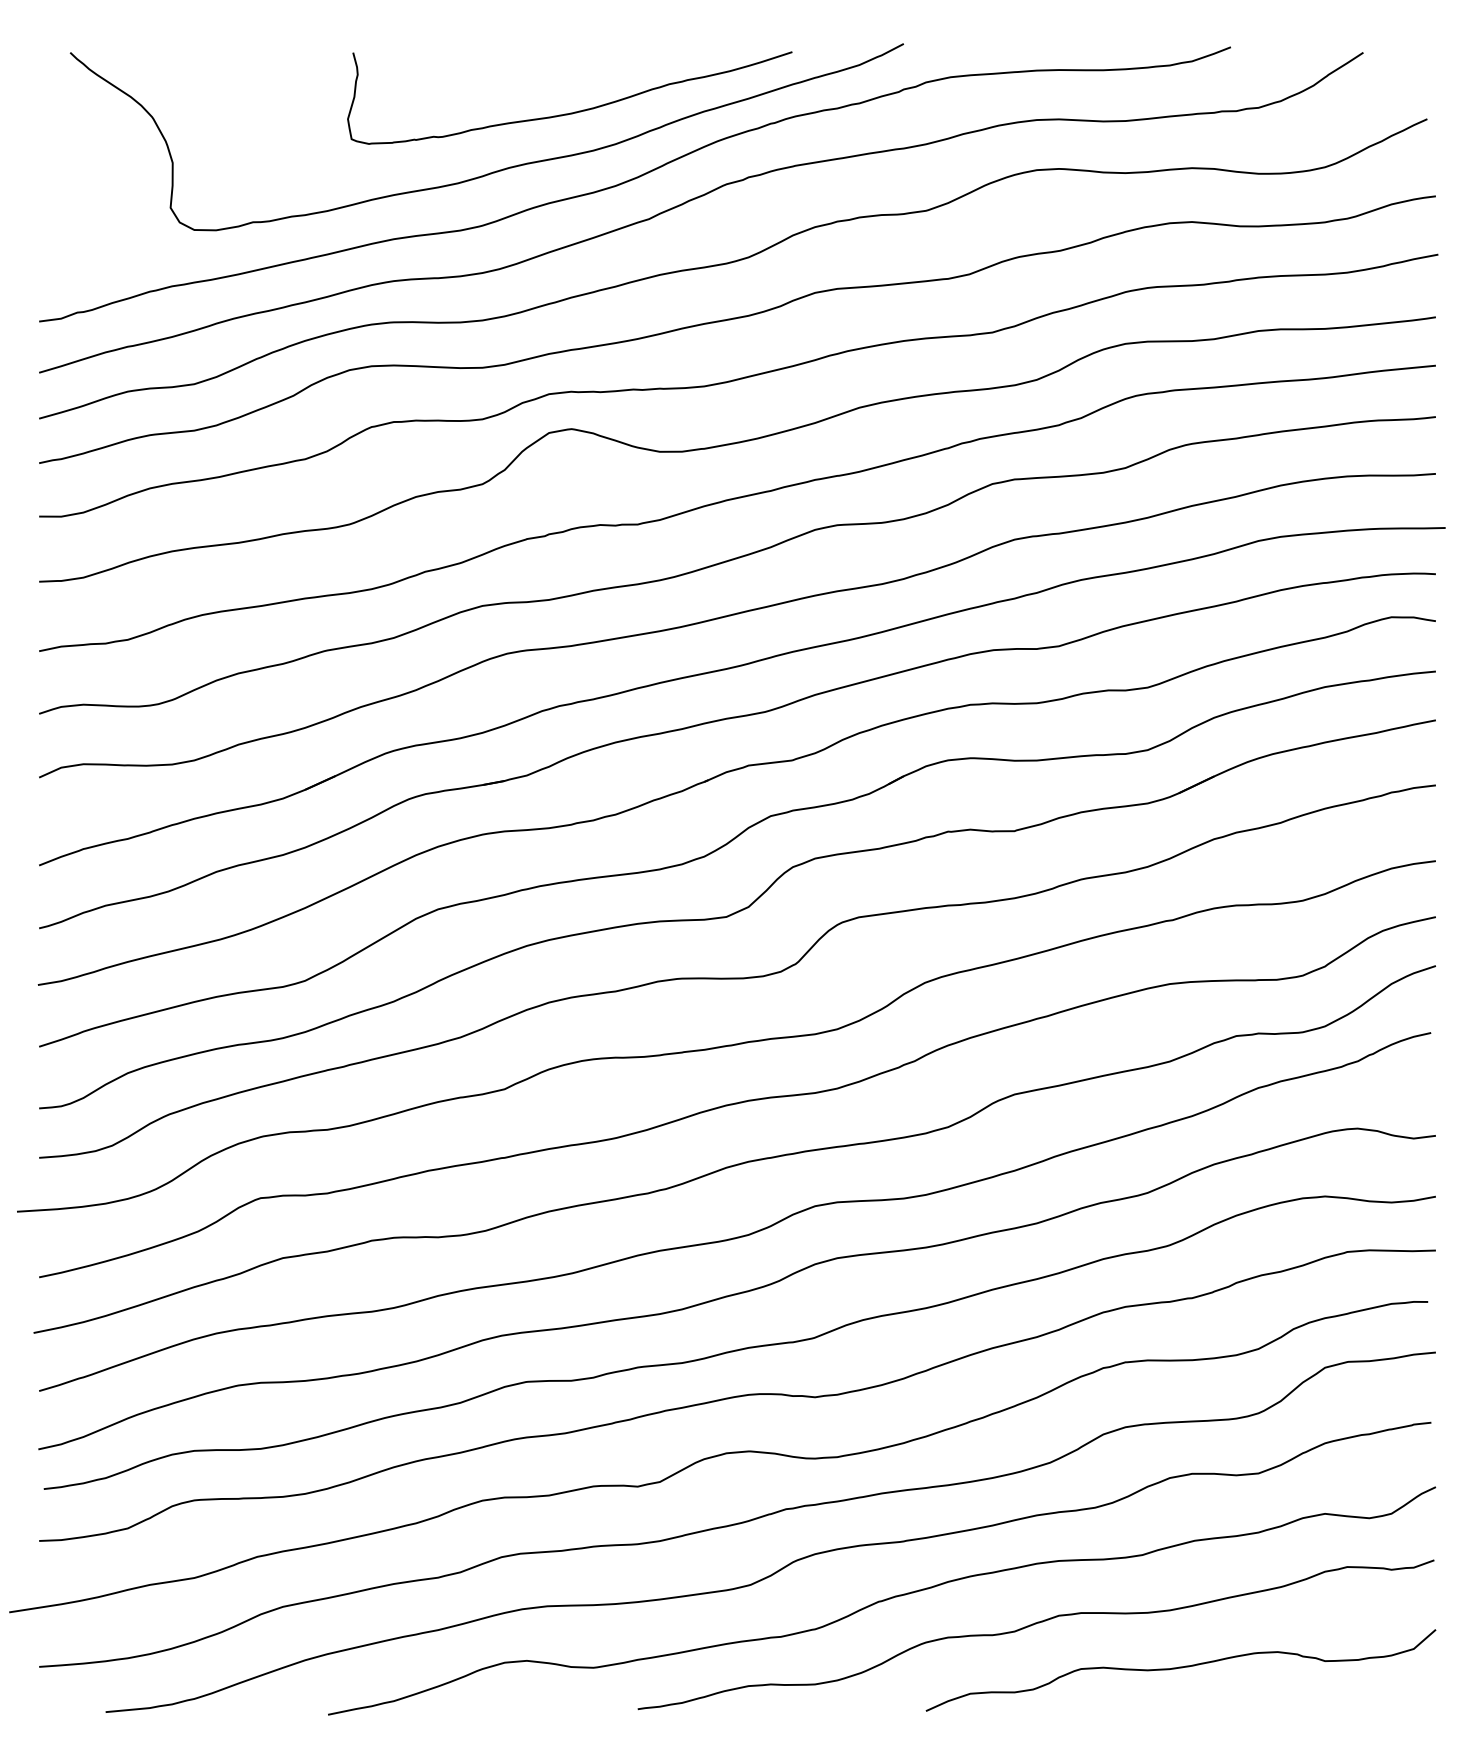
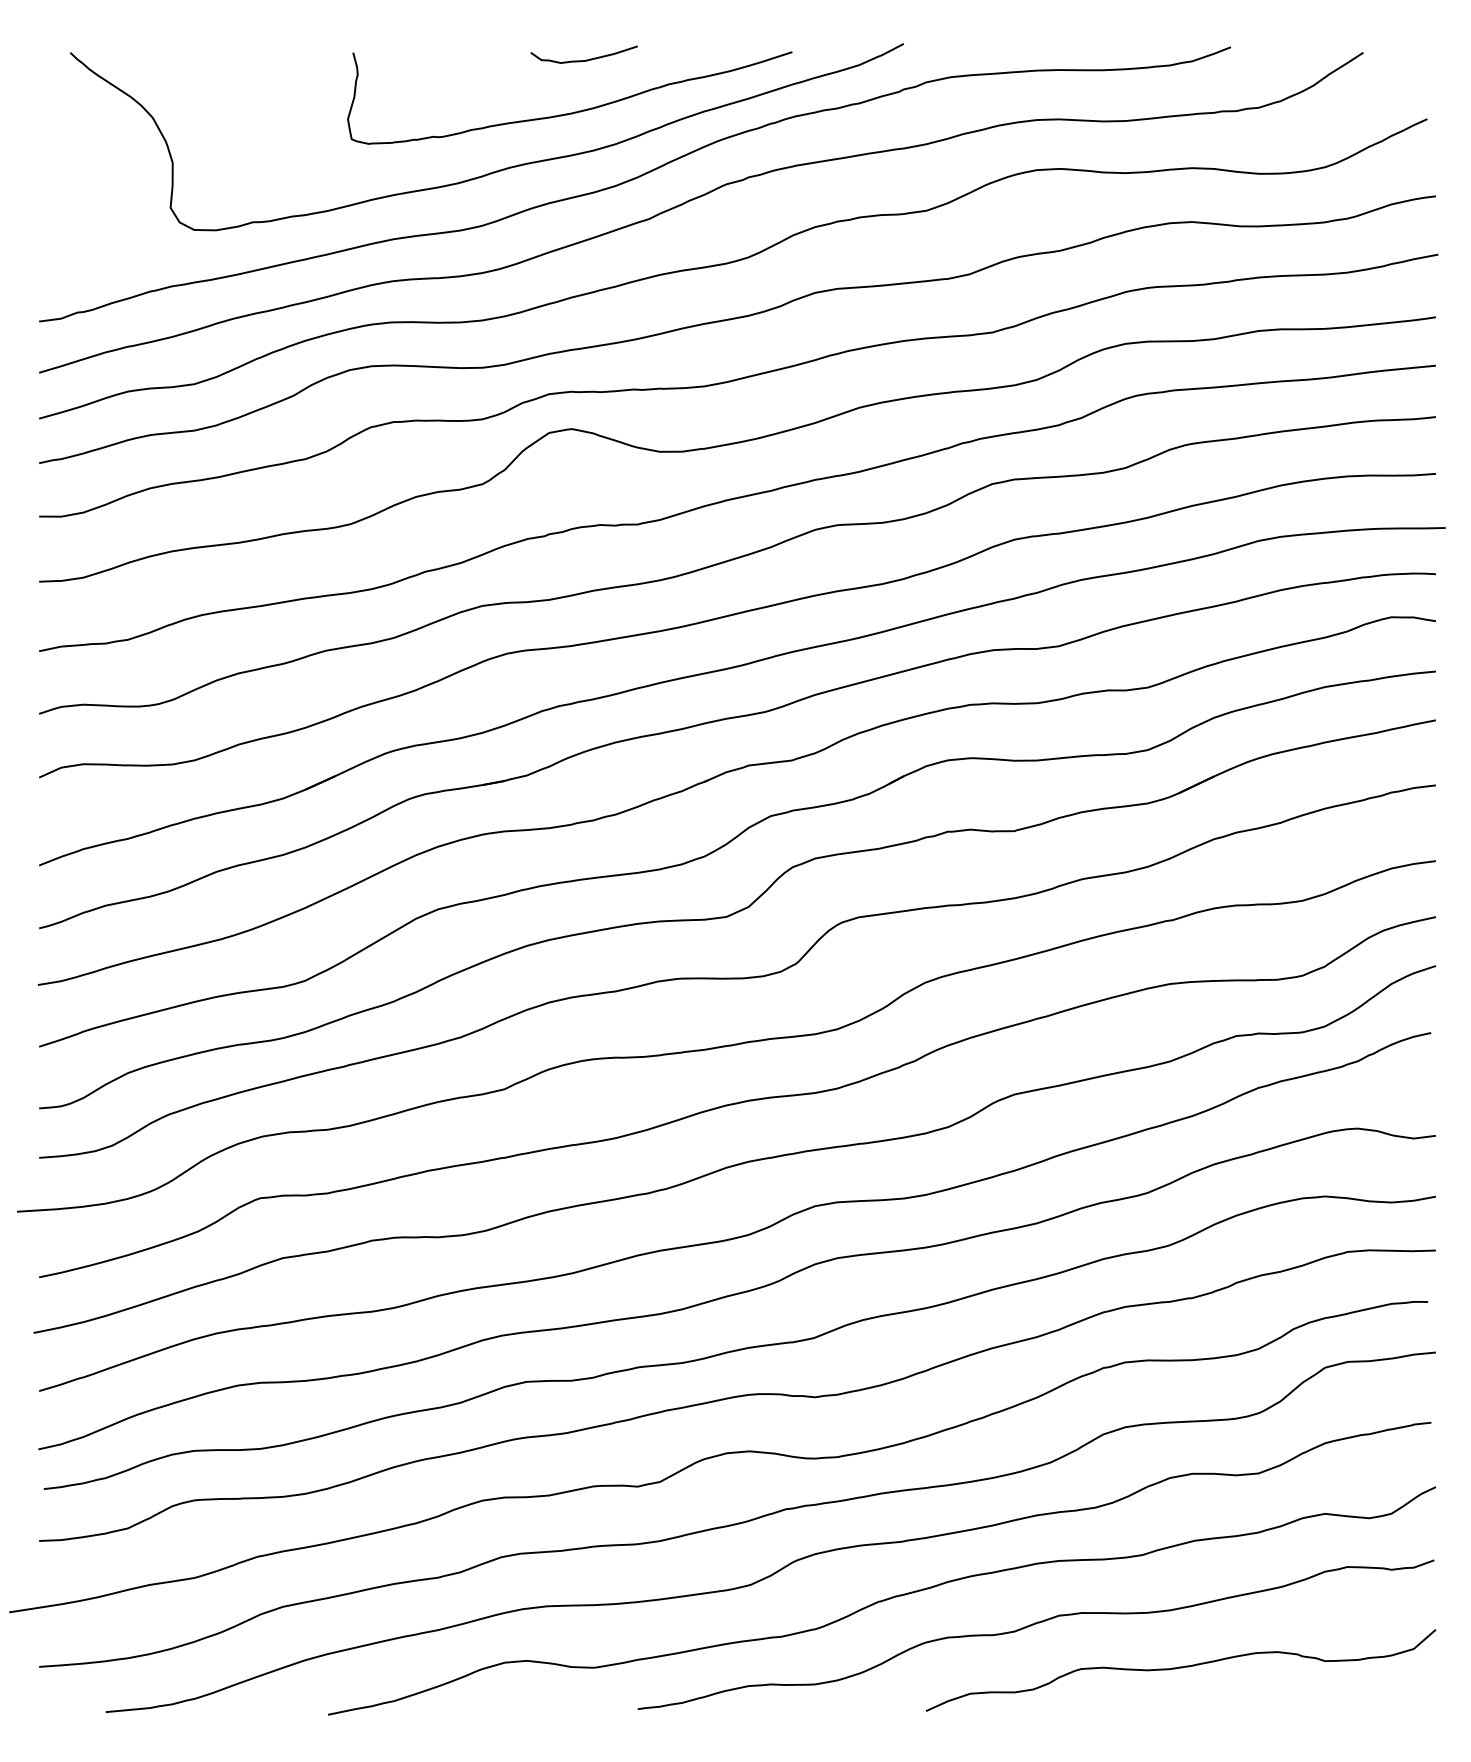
curve: none -> present (585, 59)
